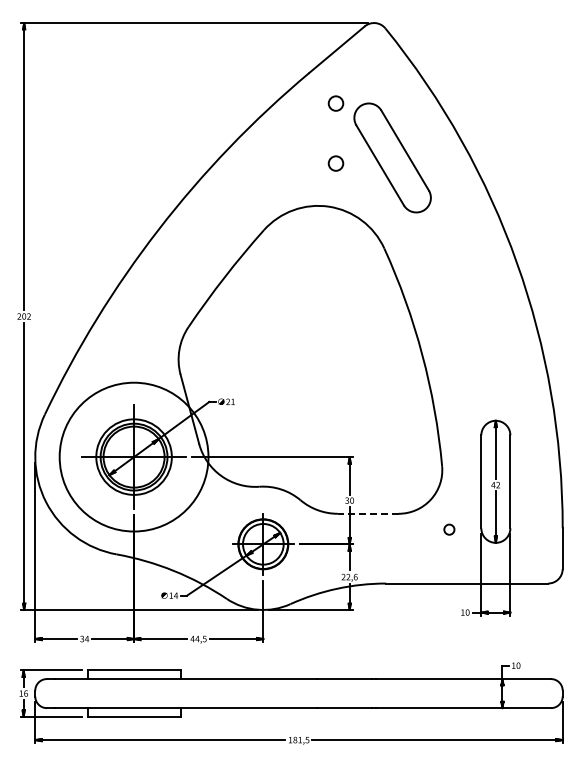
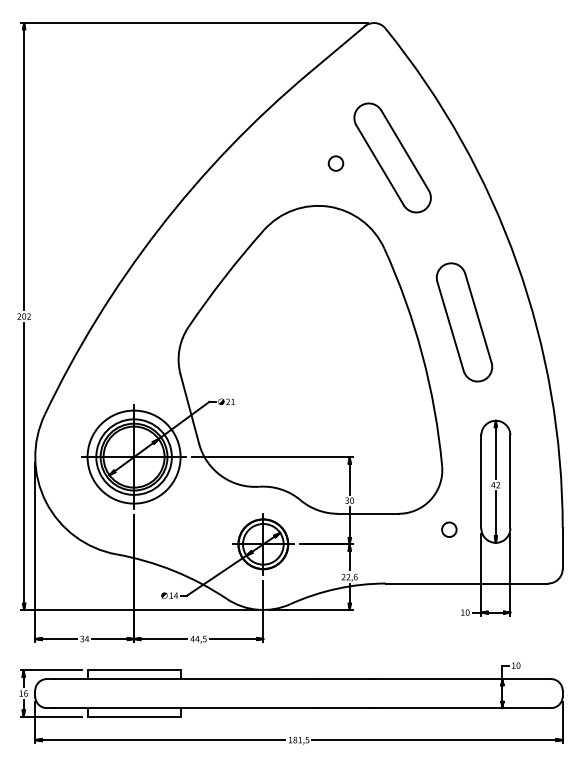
circle: present -> none (335, 103)
part: none -> present (464, 322)
circle diameter: 149 px -> 93 px (133, 456)
line: dashed -> solid (367, 513)
circle size: 13x13 px -> 17x17 px (449, 529)
